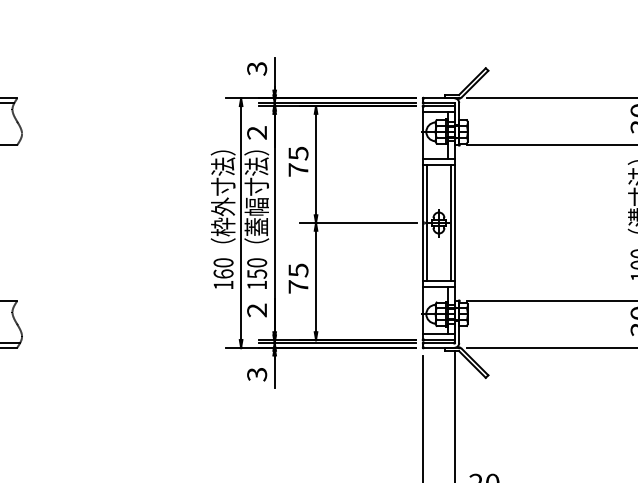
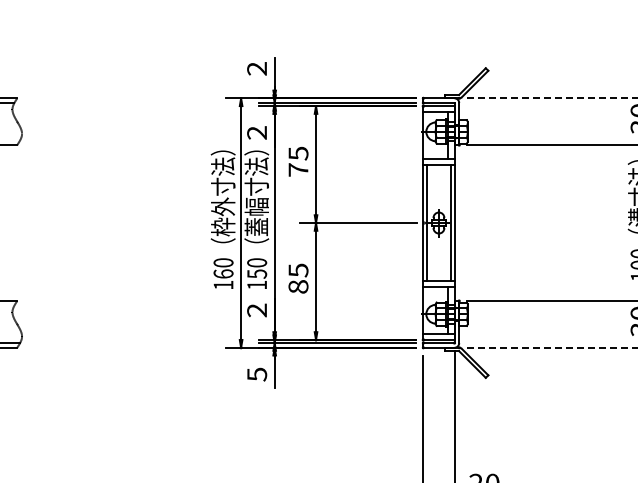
text: 3 -> 2 (257, 68)
line: solid -> dashed (552, 98)
text: 75 -> 85 (298, 286)
line: solid -> dashed (552, 347)
text: 3 -> 5 (256, 373)
